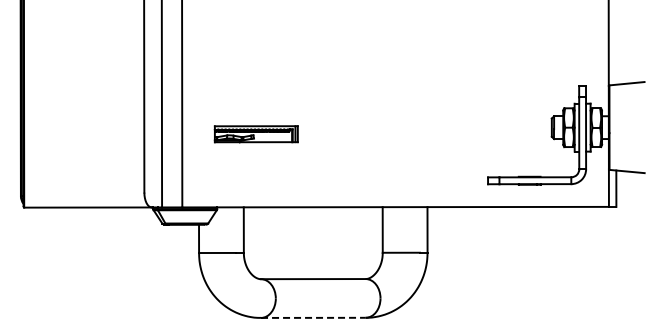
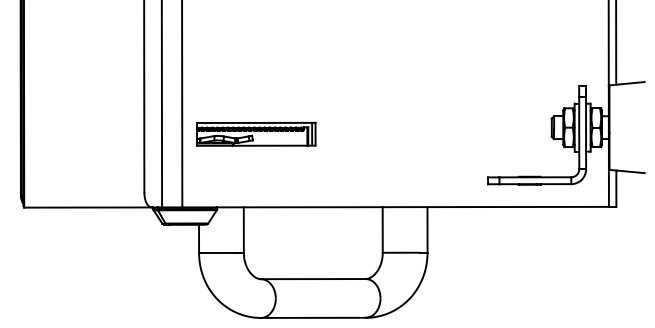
line: none -> present (616, 43)
part size: 86x19 px -> 121x26 px (256, 133)
line: dashed -> solid (313, 317)
